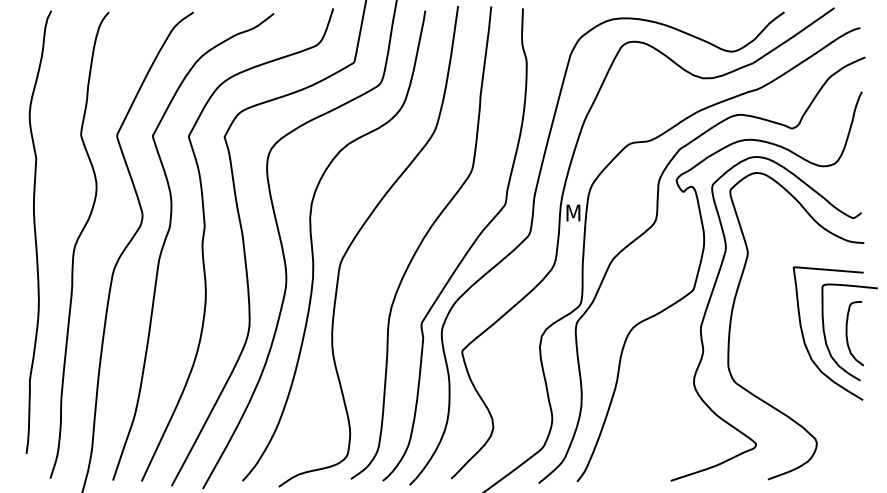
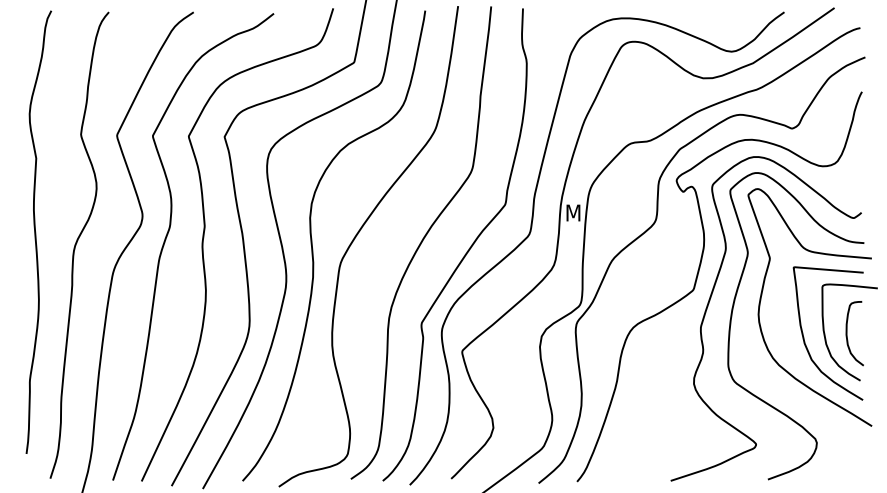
curve: none -> present (762, 295)
